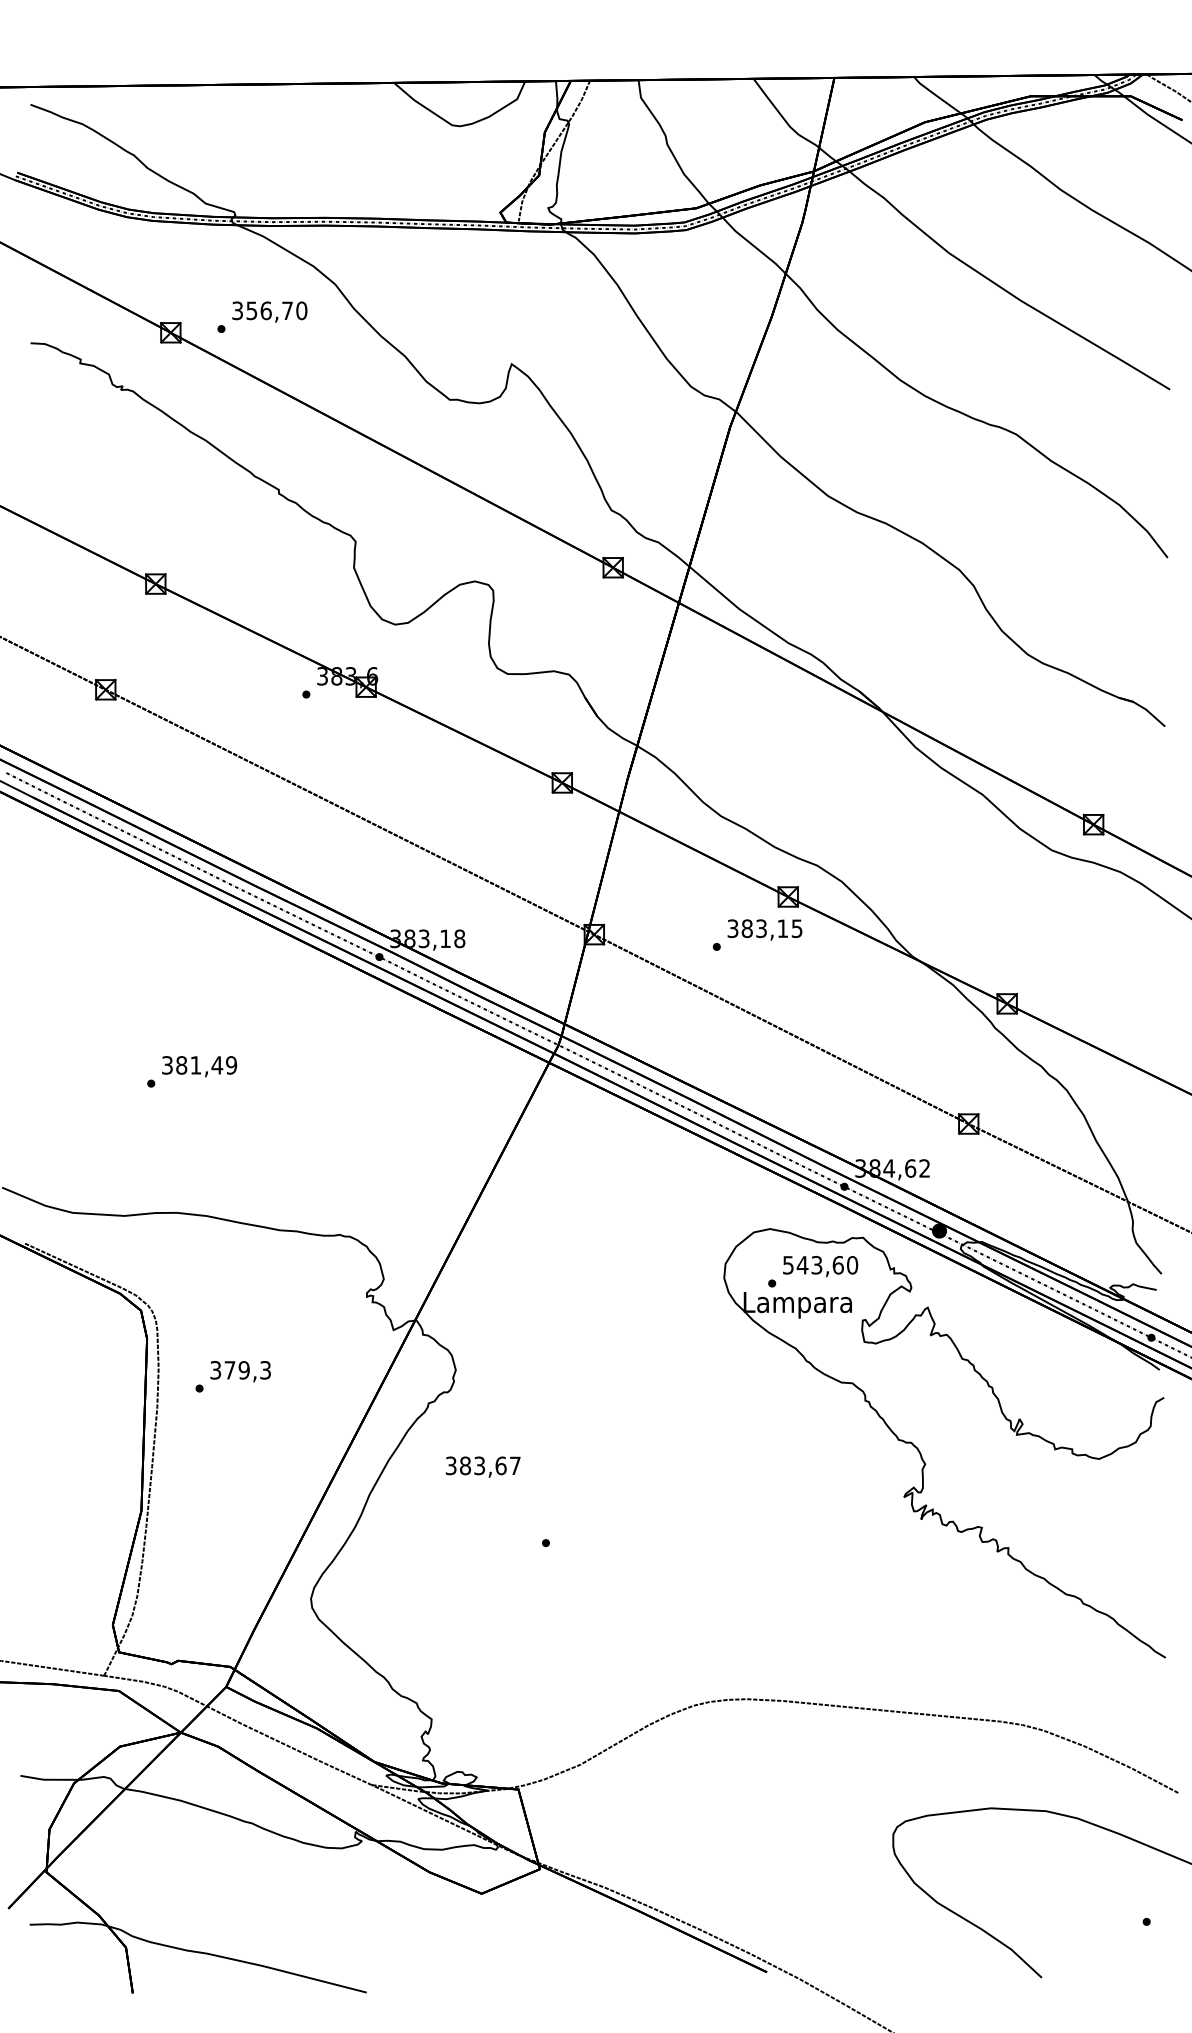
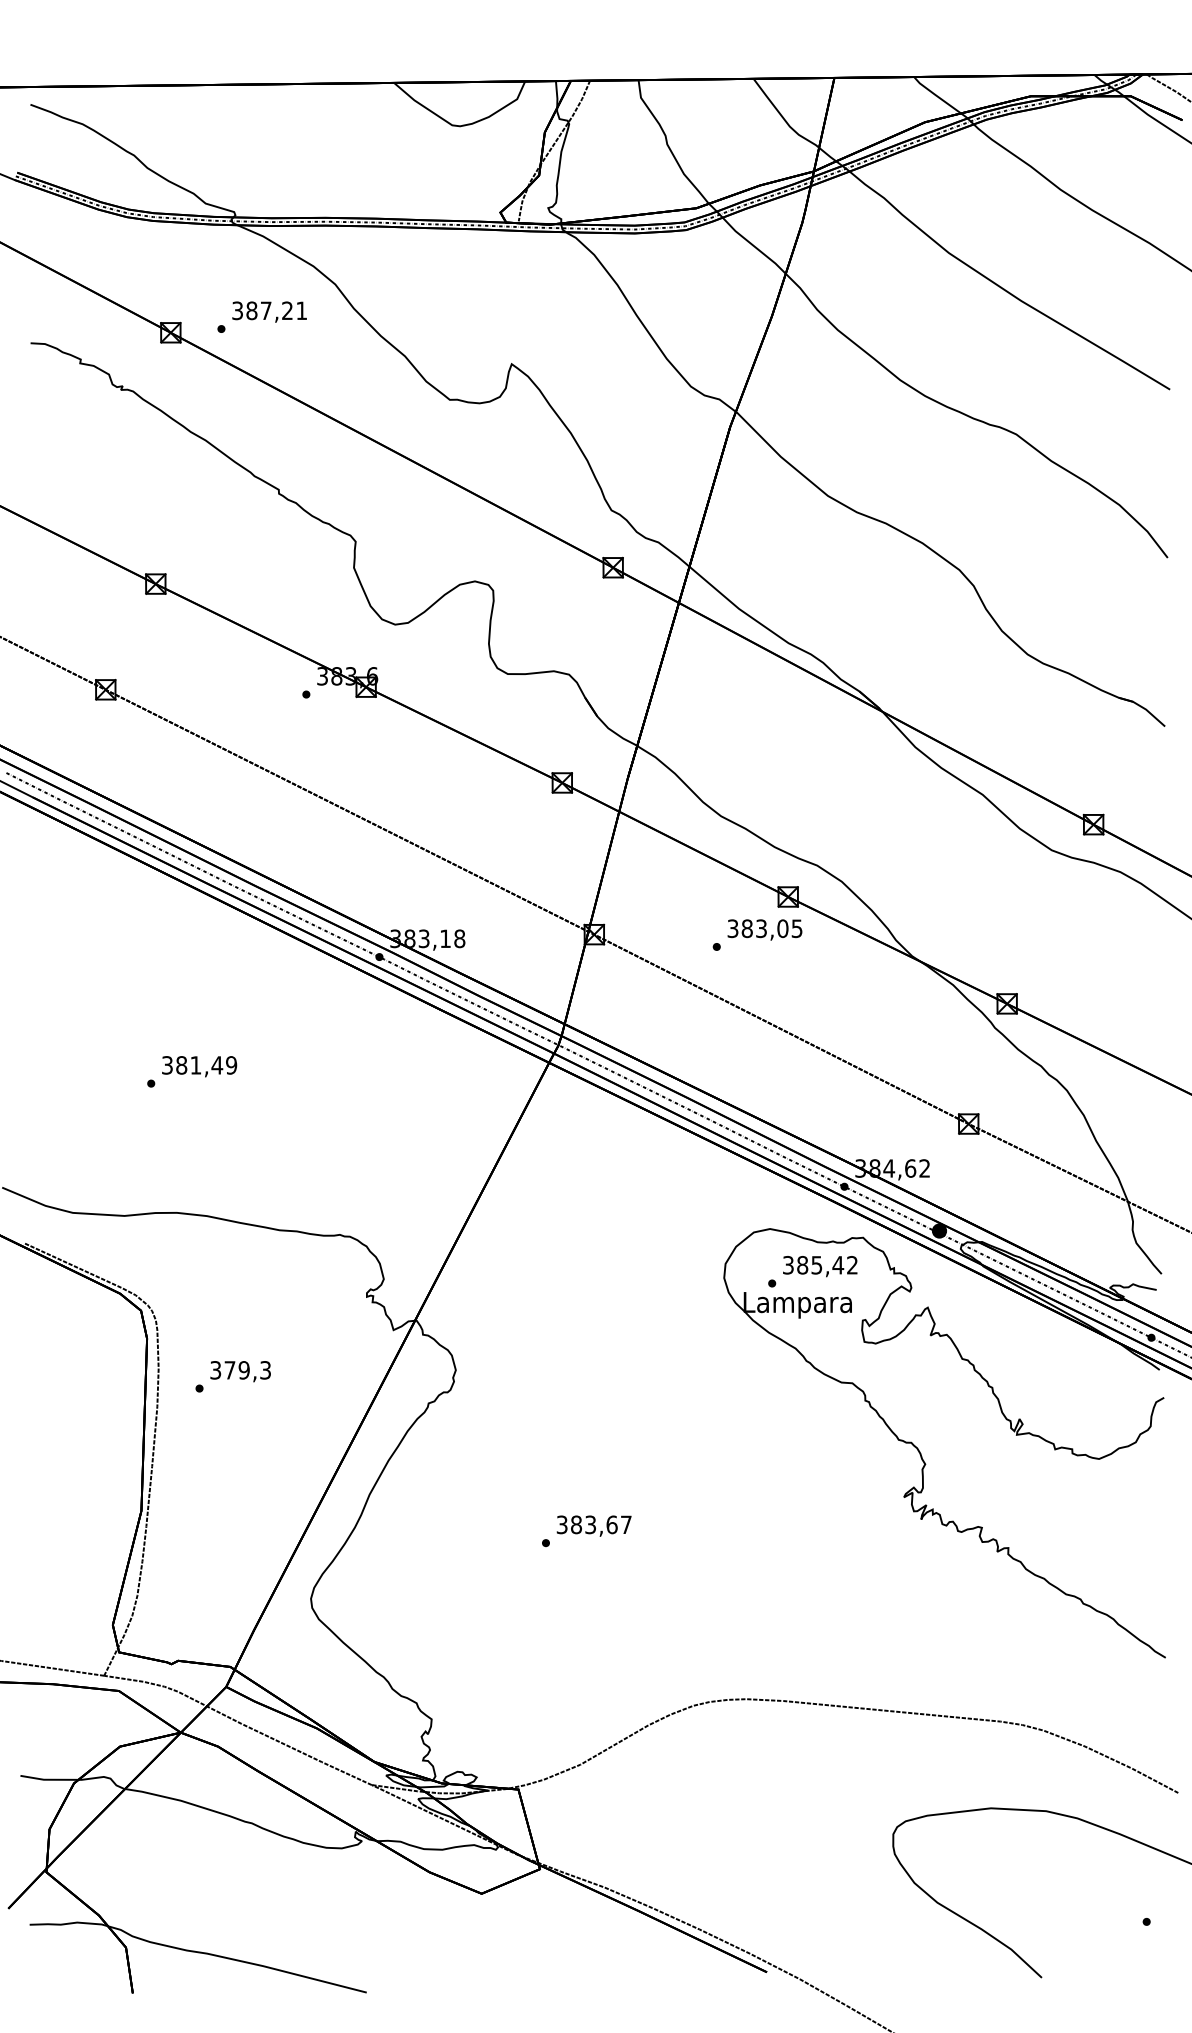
text: 356,70 -> 387,21 (276, 310)
text: 383,15 -> 383,05 (782, 928)
text: 543,60 -> 385,42 (820, 1264)
text position: (482, 1466) -> (593, 1525) (593, 1525)
